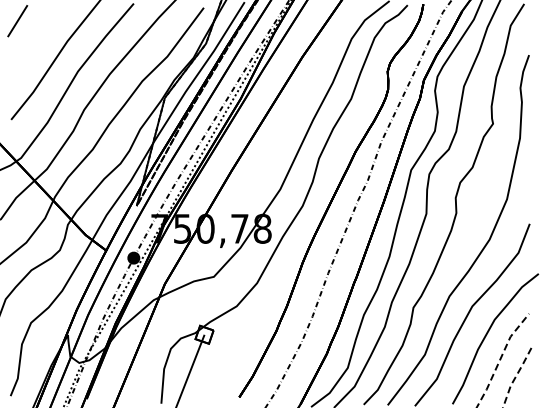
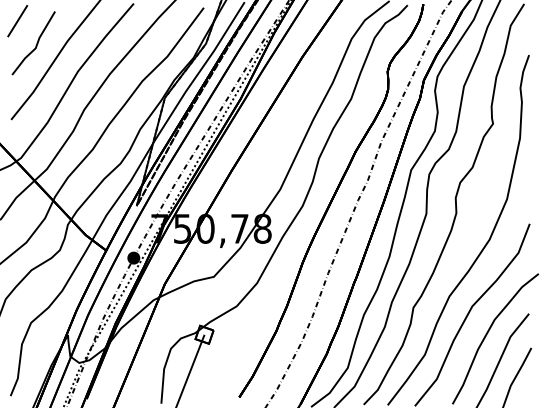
line: none -> present (35, 45)
line: dashed -> solid (500, 359)
line: dashed -> solid (515, 377)
